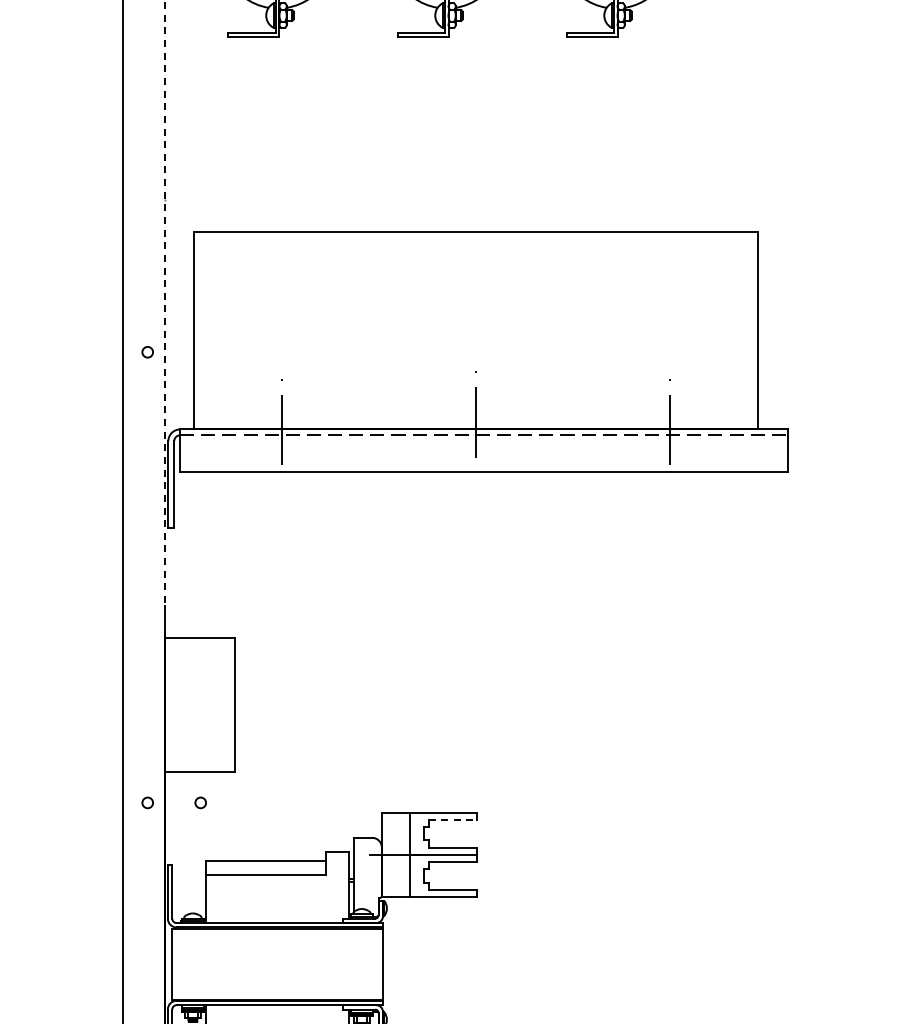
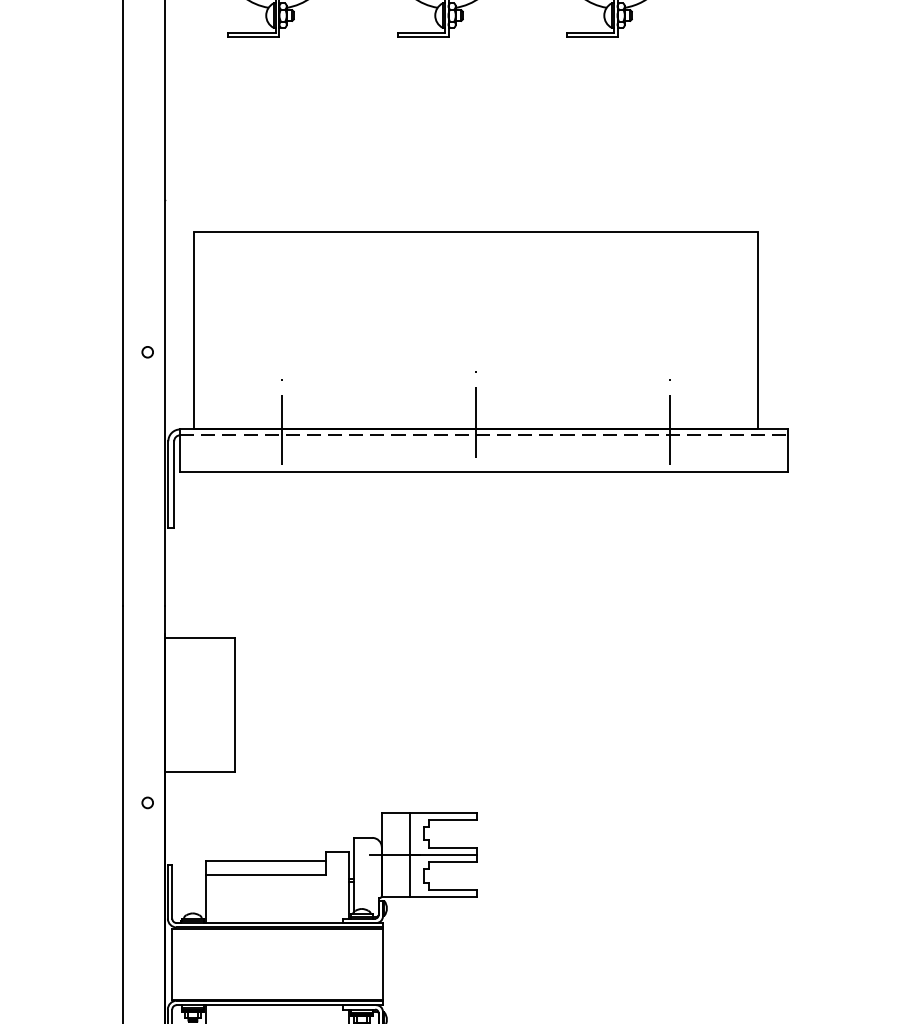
line: dashed -> solid (165, 303)
circle: present -> none (200, 802)
line: dashed -> solid (453, 819)
